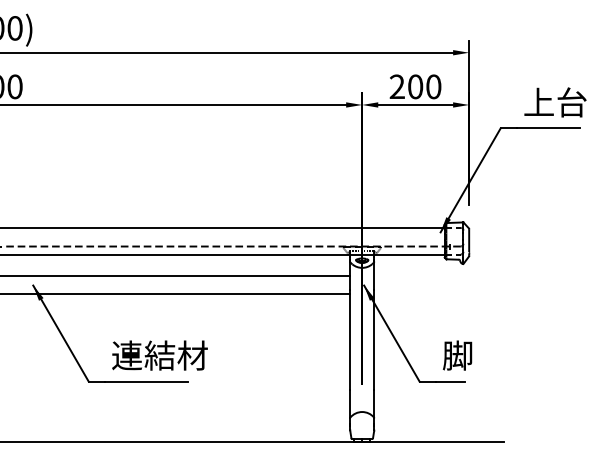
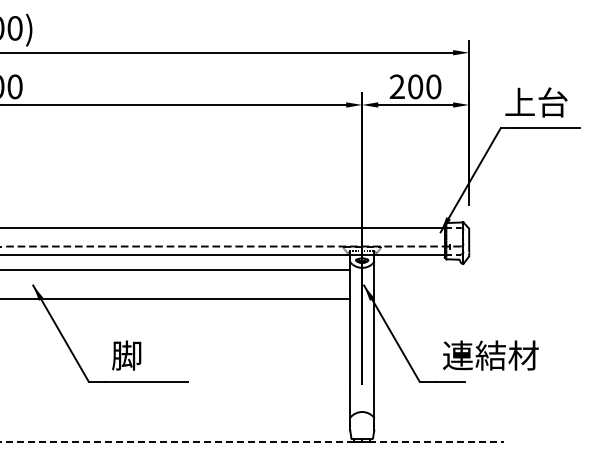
text position: (555, 102) -> (536, 102) (536, 102)
line position: (176, 275) -> (176, 269) (176, 269)
line position: (176, 294) -> (176, 299) (176, 299)
text: 連結材 -> 脚 (159, 355)
text: 脚 -> 連結材 (490, 355)
line: solid -> dashed (252, 441)
